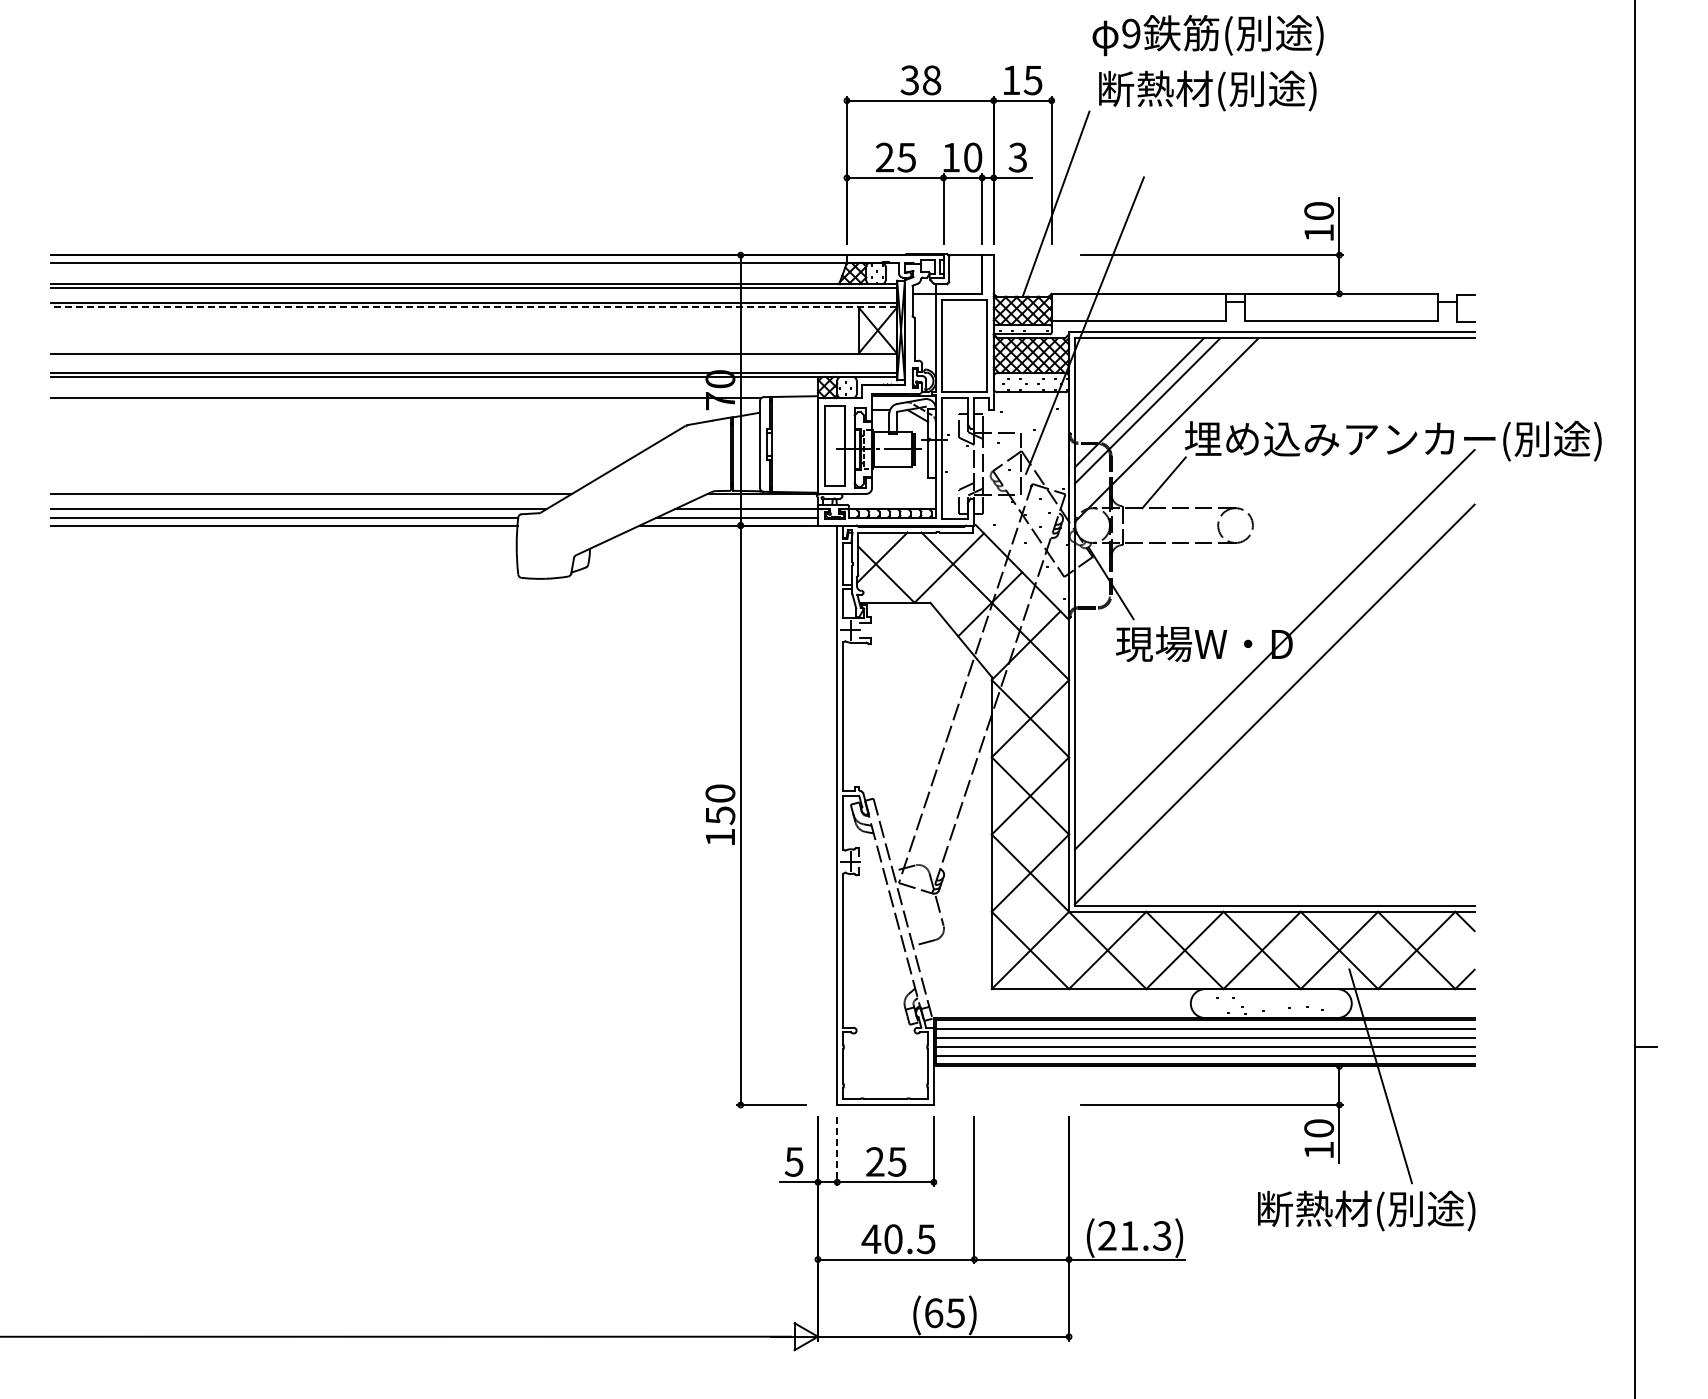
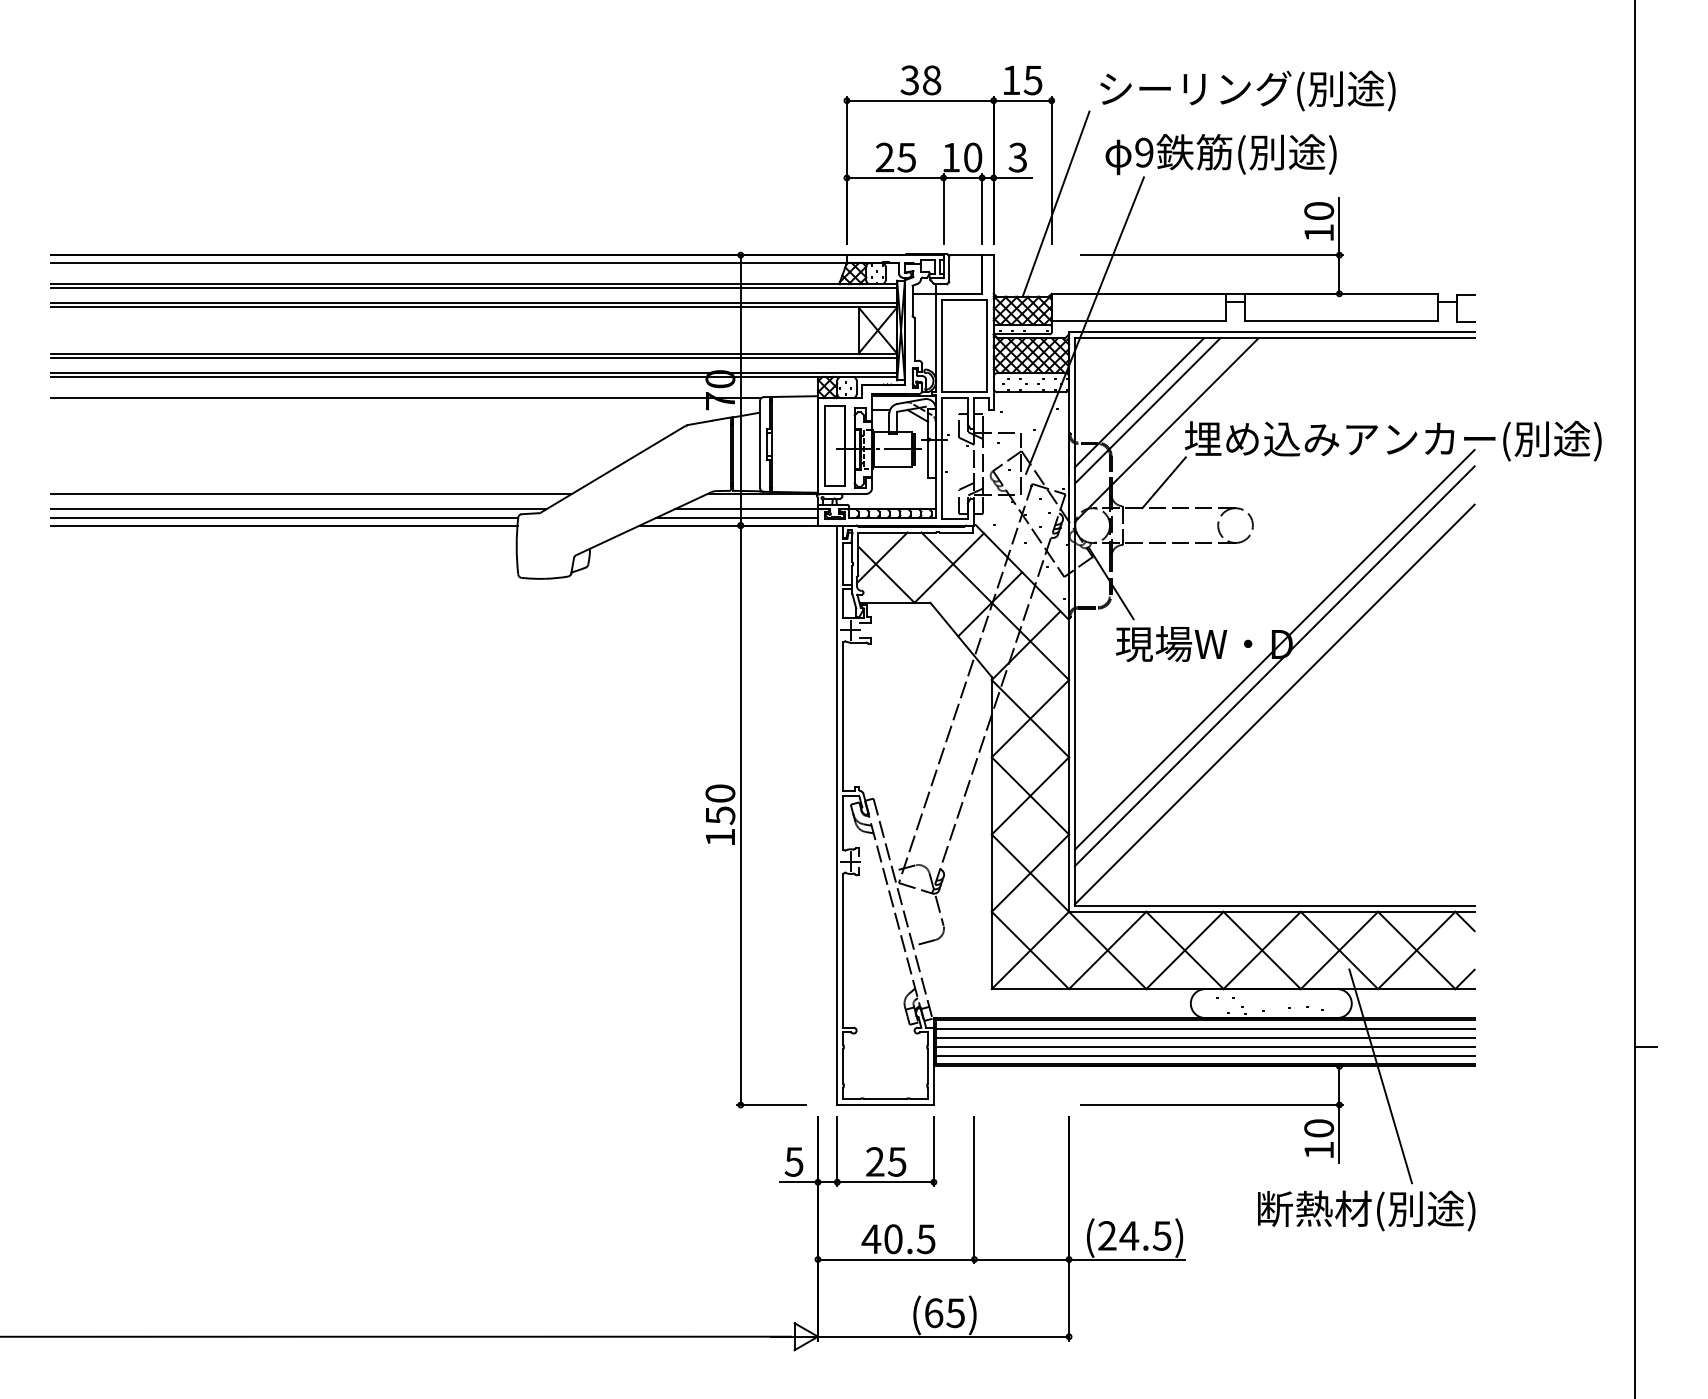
text position: (1207, 35) -> (1220, 154) (1220, 154)
text: 断熱材(別途) -> シーリング(別途) (1247, 90)
line: dashed -> solid (474, 307)
line: none -> present (474, 357)
line: none -> present (1274, 666)
line: dashed -> solid (837, 1151)
text: (21.3) -> (24.5) (1145, 1235)
